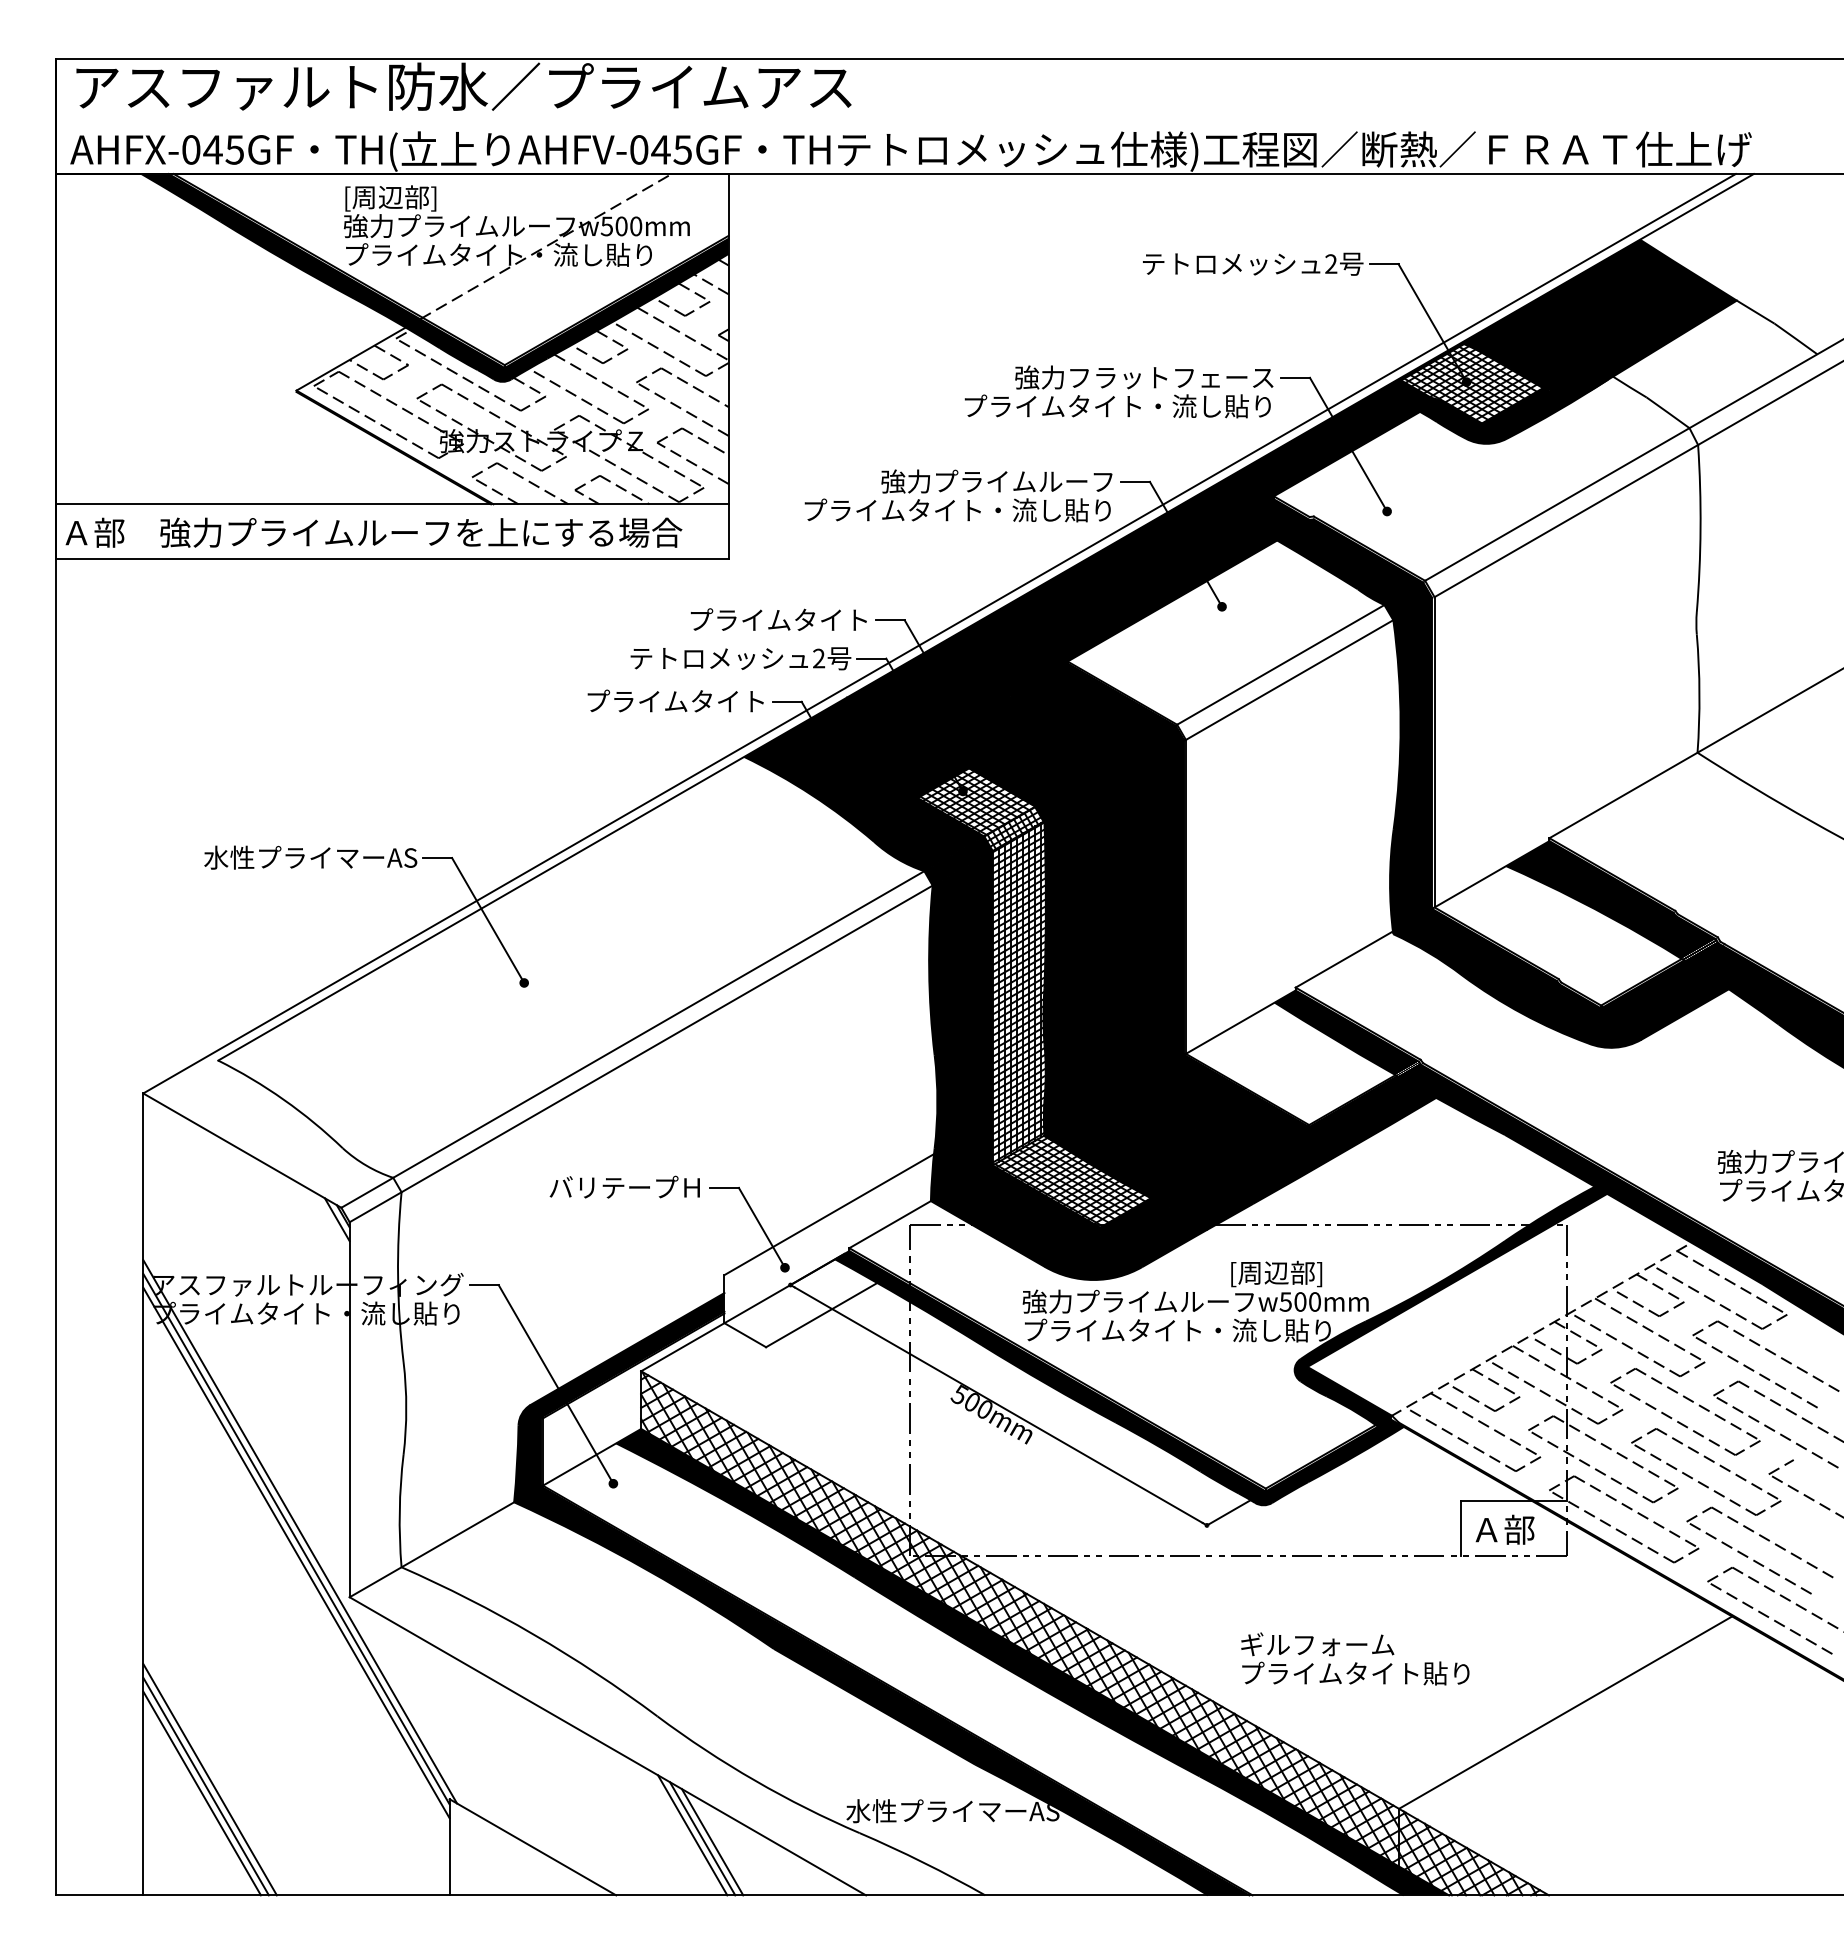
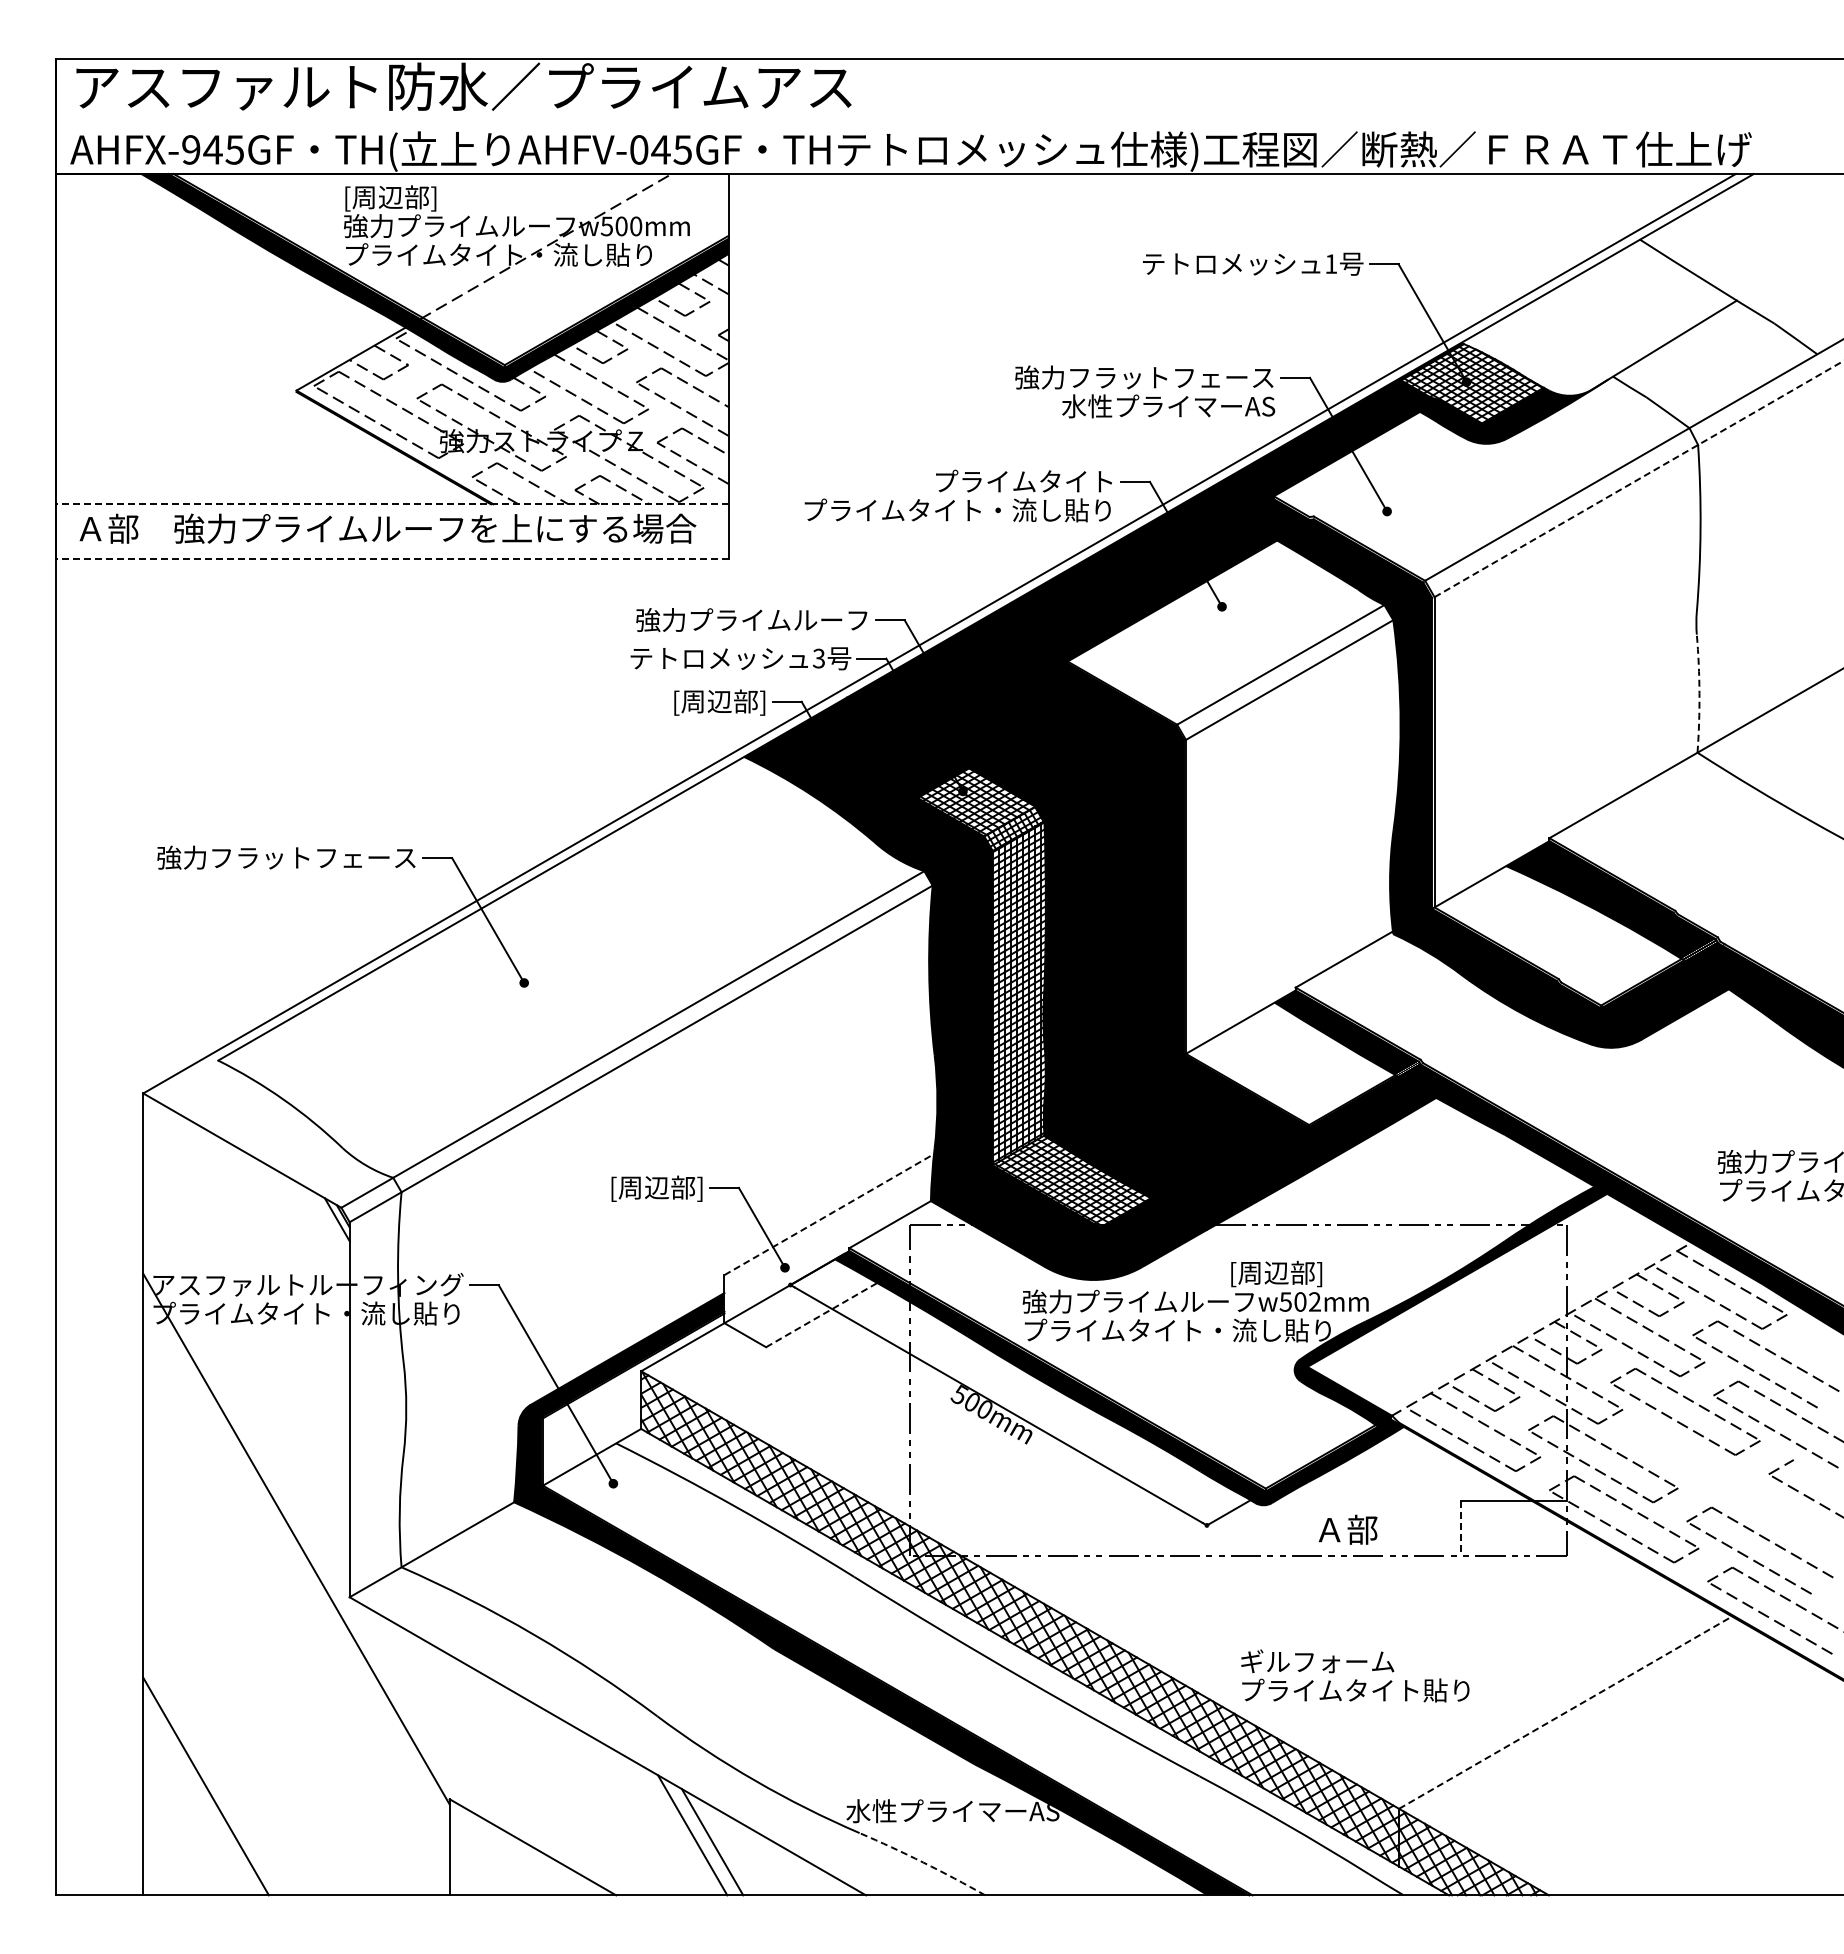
text: AHFX-045GF -> AHFX-945GF (191, 149)
text: 2 -> 1 (1331, 263)
fill: present -> none (1598, 317)
text: プライムタイト・流し貼り -> 水性プライマーAS (1119, 406)
line: solid -> dashed (1639, 478)
text: 強力プライムルーフ -> プライムタイト (996, 481)
line: solid -> dashed (392, 504)
text position: (373, 532) -> (387, 528) (387, 528)
line: solid -> dashed (392, 558)
text: プライムタイト -> 強力プライムルーフ (751, 619)
text: 2 -> 3 (818, 658)
arc: solid -> dashed (1699, 693)
text: プライムタイト -> [周辺部] (676, 702)
text: 水性プライマーAS -> 強力フラットフェース (287, 857)
text: バリテープＨ -> [周辺部] (625, 1188)
line: solid -> dashed (829, 1214)
text: w500mm -> w502mm (1314, 1301)
line: solid -> dashed (822, 1314)
part: present -> none (1710, 1461)
line: solid -> dashed (1460, 1528)
text position: (1504, 1529) -> (1347, 1529) (1347, 1529)
line: present -> none (300, 1531)
line: present -> none (296, 1552)
text position: (1355, 1658) -> (1355, 1675) (1355, 1675)
fill: present -> none (1032, 1661)
line: solid -> dashed (1566, 1712)
line: present -> none (209, 1779)
line: present -> none (201, 1793)
line: present -> none (702, 1838)
arc: solid -> dashed (923, 1862)
